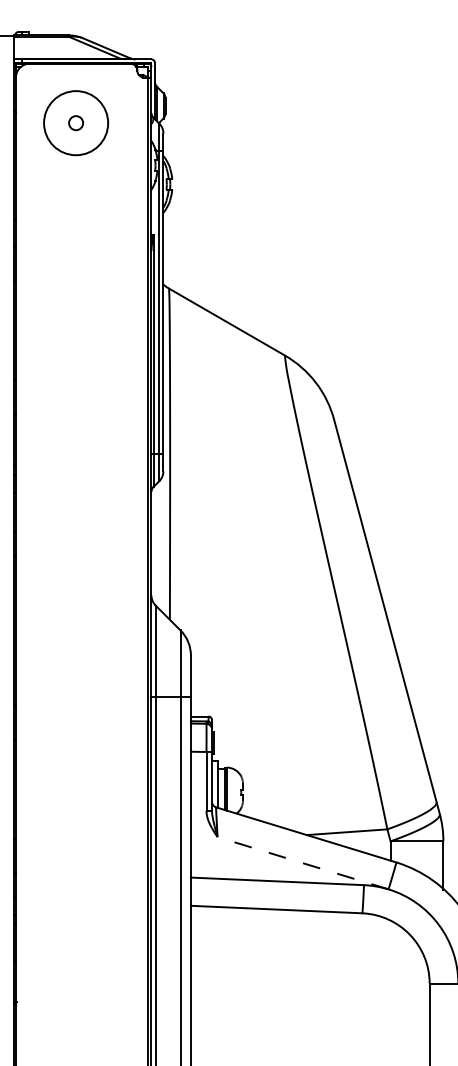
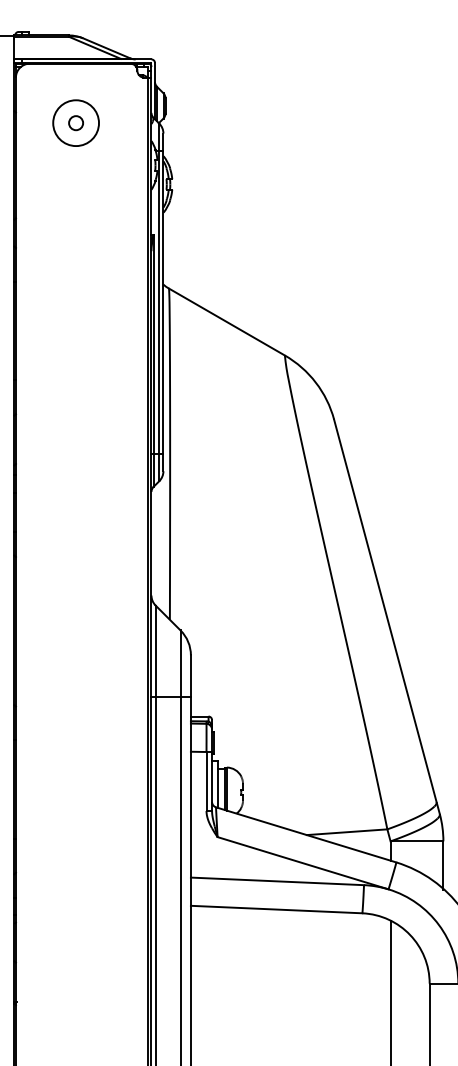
circle diameter: 64 px -> 46 px (76, 123)
line: dashed -> solid (302, 863)
line: none -> present (390, 991)
